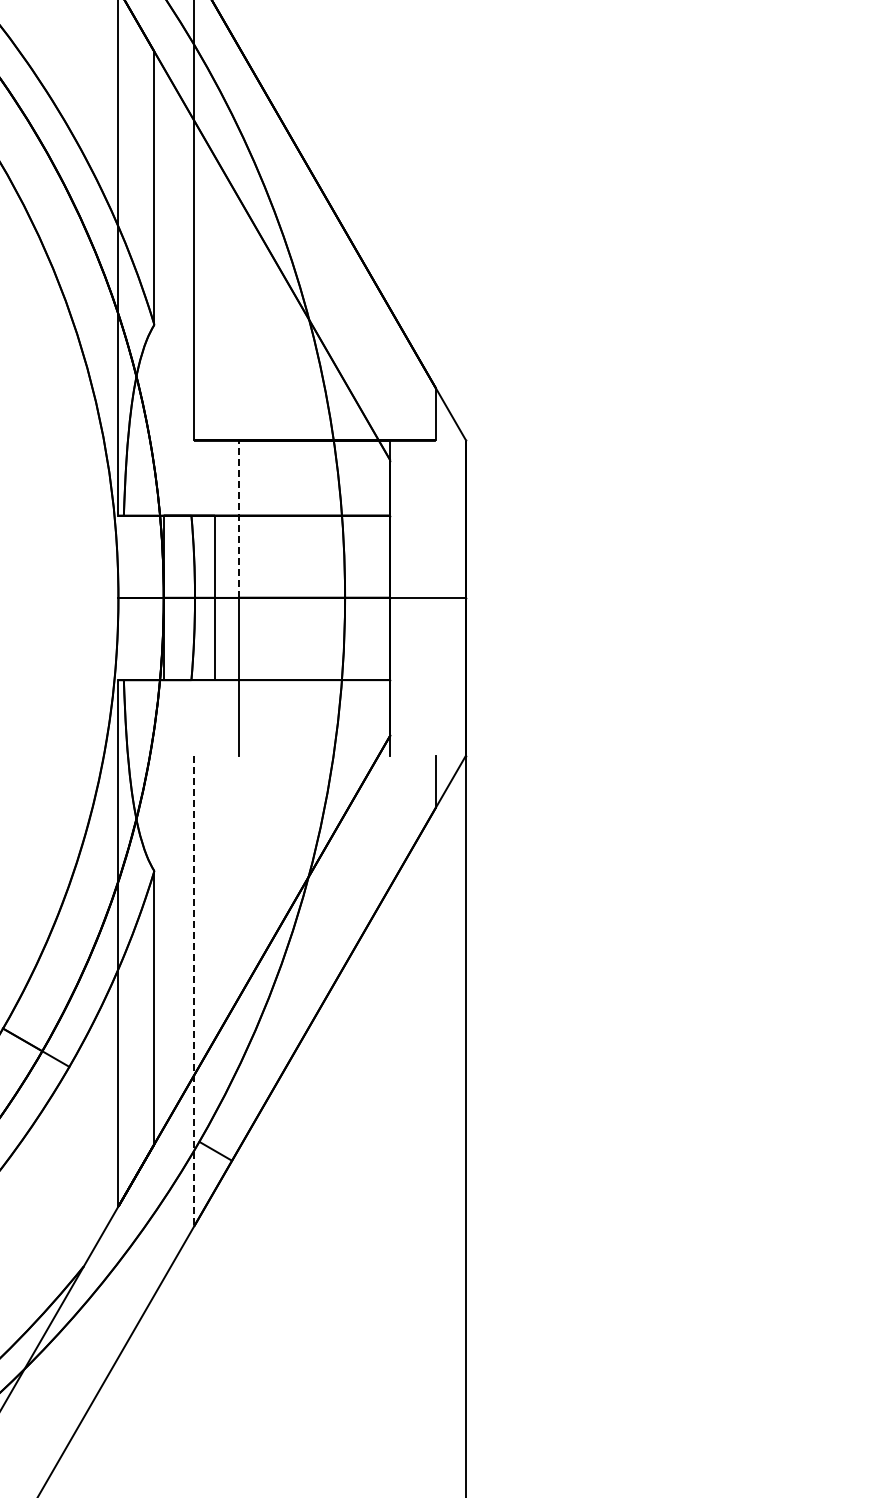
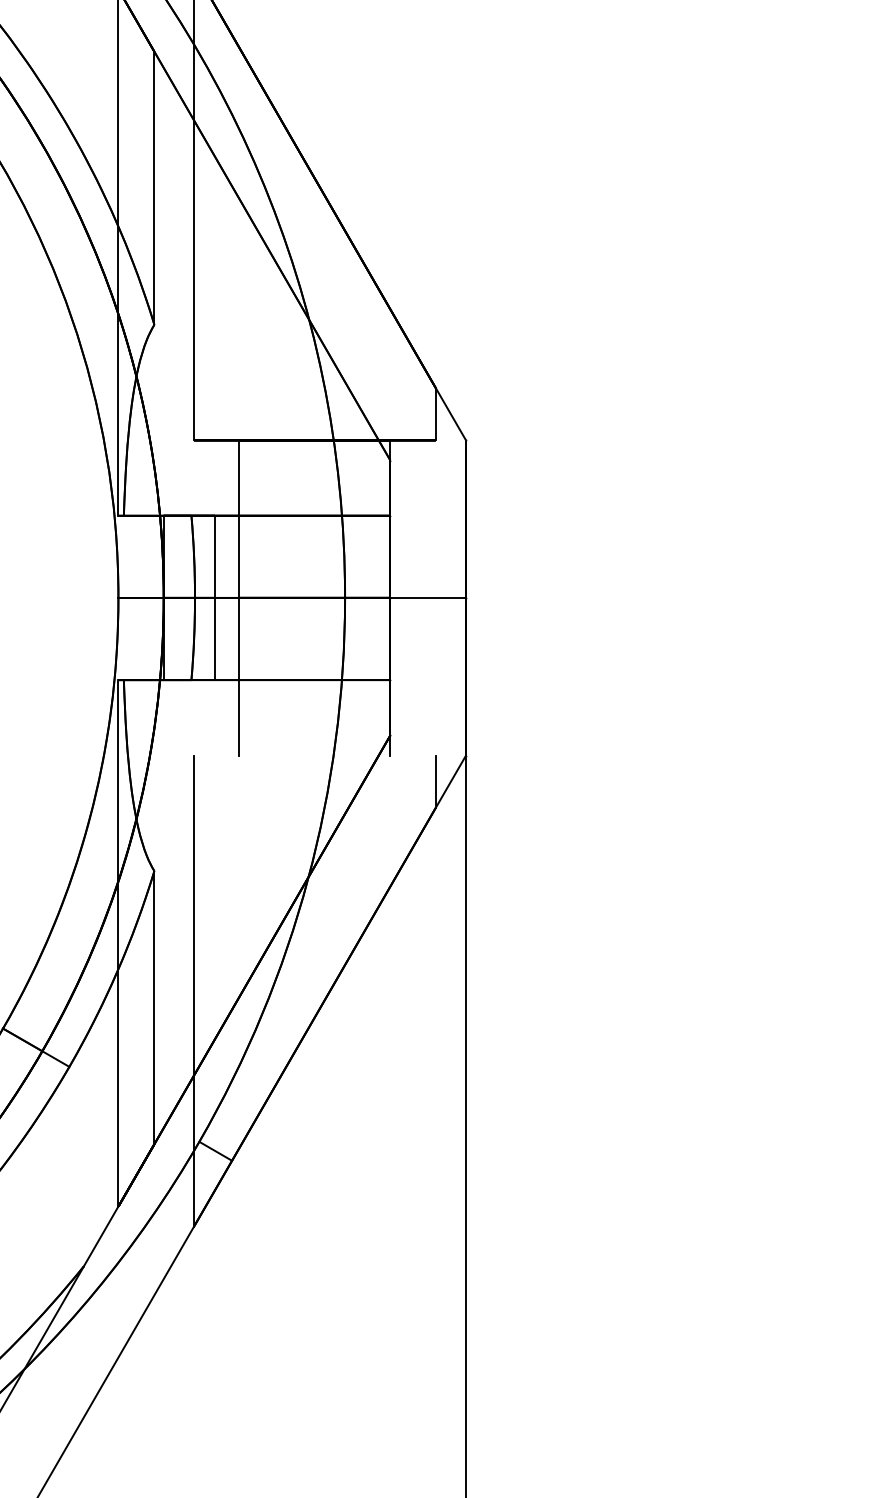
line: dashed -> solid (239, 519)
line: dashed -> solid (193, 991)
